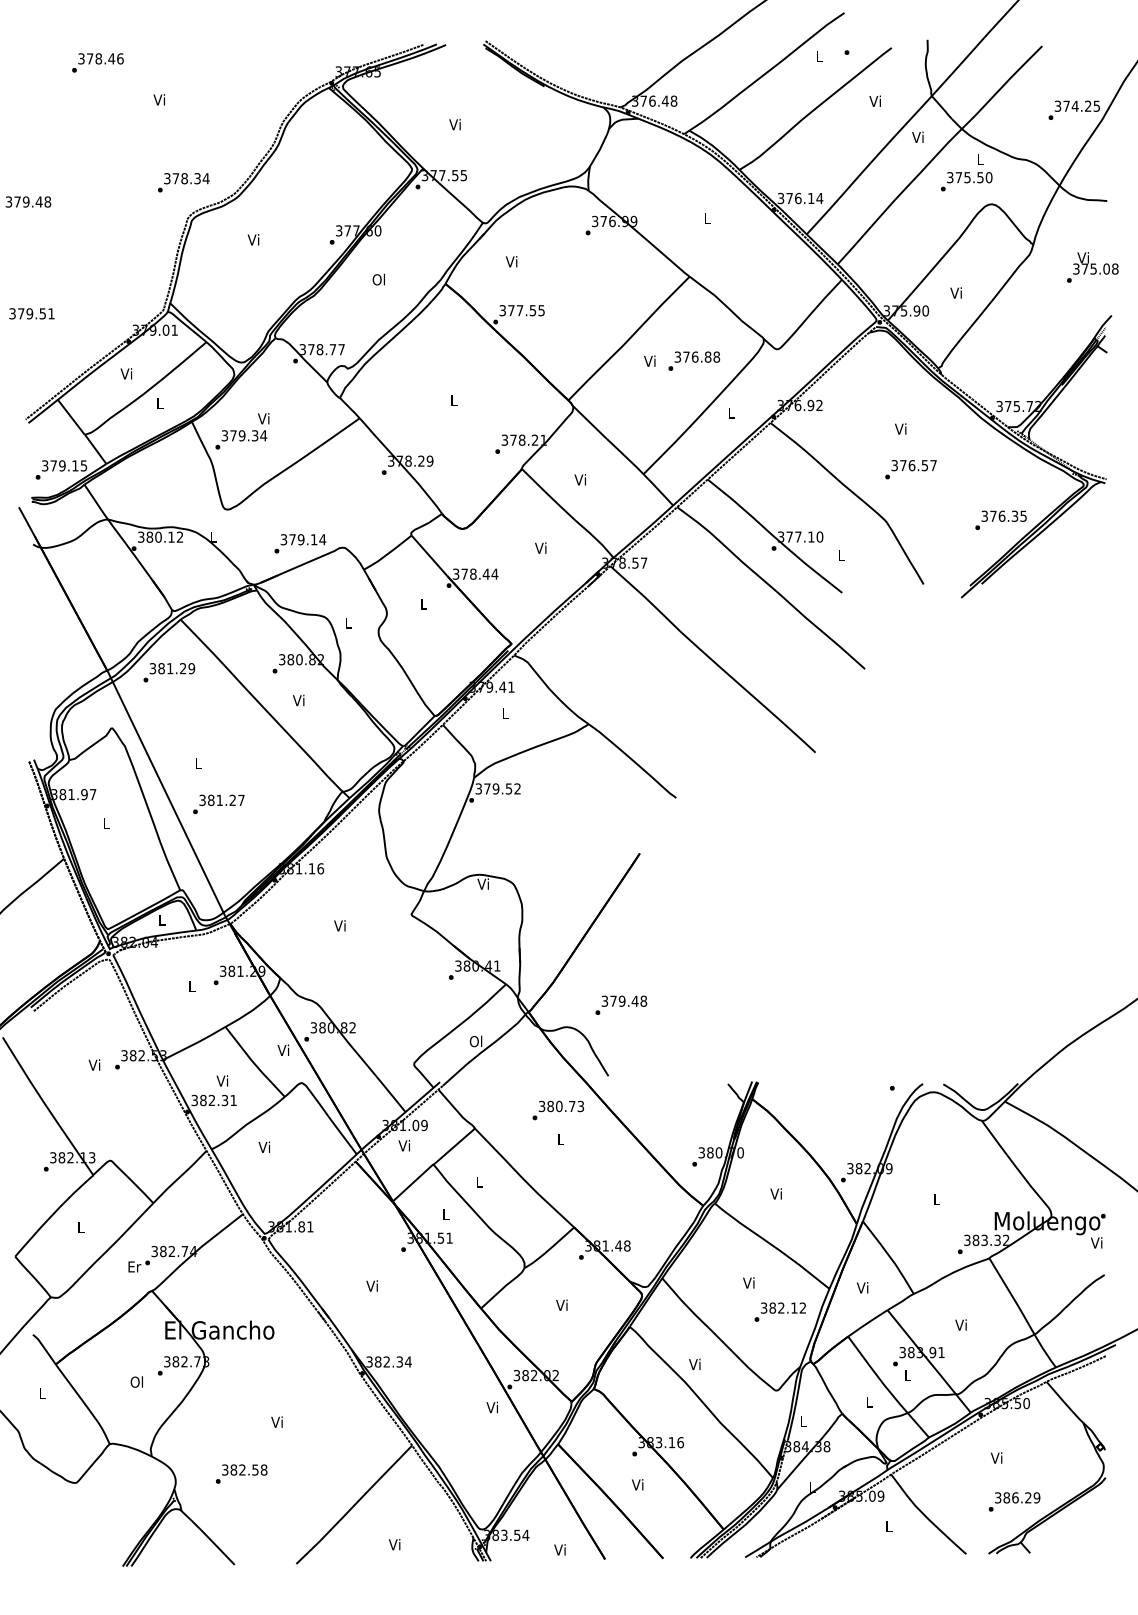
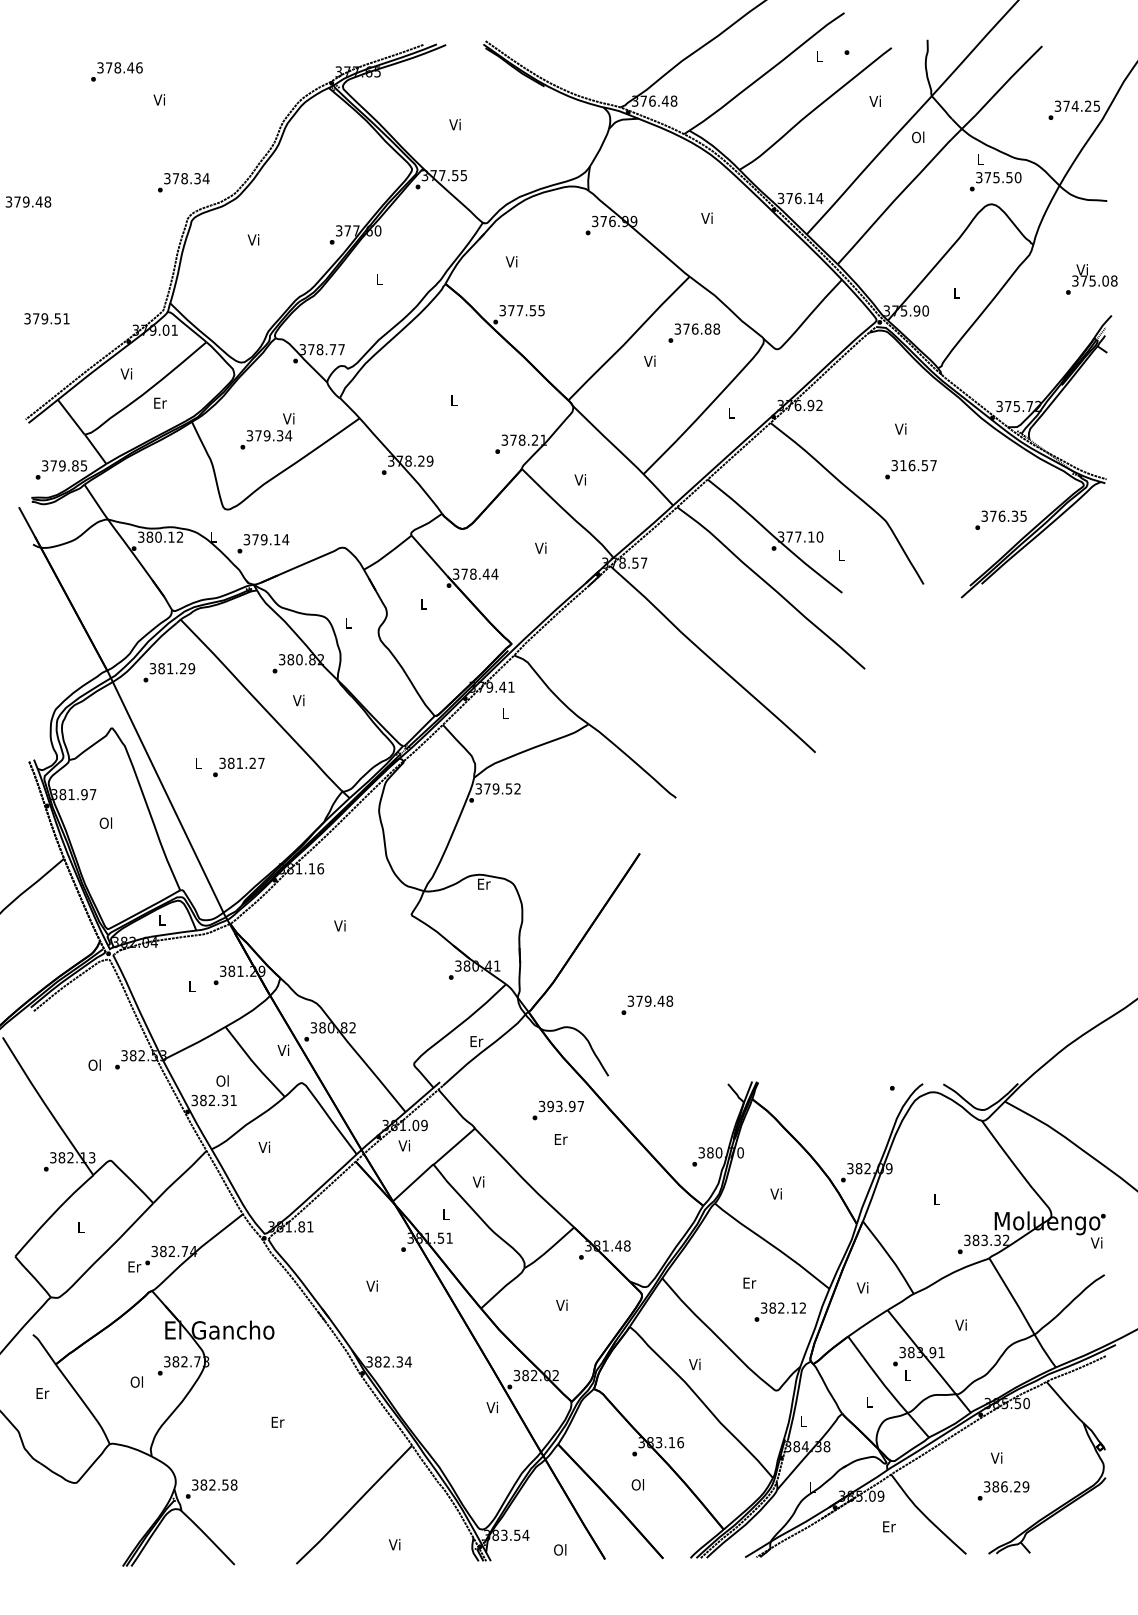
text position: (97, 62) -> (116, 71) (116, 71)
text: Vi -> Ol (918, 137)
text position: (966, 181) -> (995, 181) (995, 181)
text: L -> Vi (706, 217)
text position: (1092, 267) -> (1091, 279) (1091, 279)
text: Ol -> L (378, 279)
text: Vi -> L (955, 292)
text position: (31, 313) -> (46, 318) (46, 318)
text position: (694, 360) -> (694, 332) (694, 332)
text: L -> Er (160, 402)
text position: (242, 431) -> (267, 431) (267, 431)
text: 379.15 -> 379.85 (75, 465)
text: 376.57 -> 316.57 (903, 465)
text position: (300, 543) -> (263, 543) (263, 543)
text position: (218, 804) -> (238, 767) (238, 767)
text: L -> Ol (105, 822)
text: Vi -> Er (483, 883)
text position: (621, 1004) -> (647, 1004) (647, 1004)
text: Ol -> Er (476, 1041)
text: Vi -> Ol (94, 1064)
text: Vi -> Ol (222, 1080)
text: 380.73 -> 393.97 (565, 1106)
text: L -> Er (560, 1139)
text: L -> Vi (478, 1181)
text: Vi -> Er (749, 1282)
text: L -> Er (42, 1393)
text: Vi -> Er (277, 1421)
text position: (241, 1473) -> (211, 1488) (211, 1488)
text: Vi -> Ol (637, 1484)
text position: (1014, 1501) -> (1003, 1490) (1003, 1490)
text: L -> Er (889, 1526)
text: Vi -> Ol (560, 1549)
